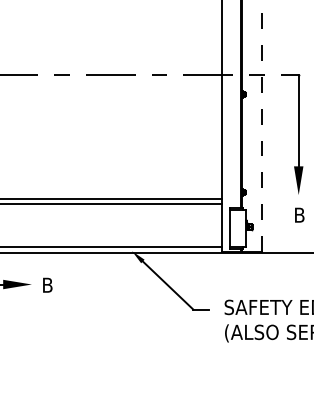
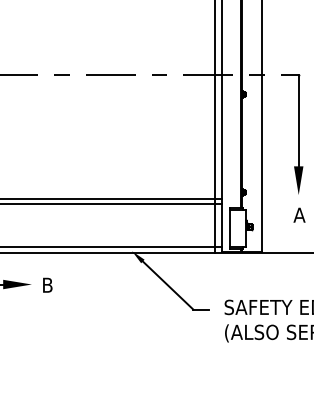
line: dashed -> solid (261, 126)
line: none -> present (214, 127)
text: B -> A (299, 214)
